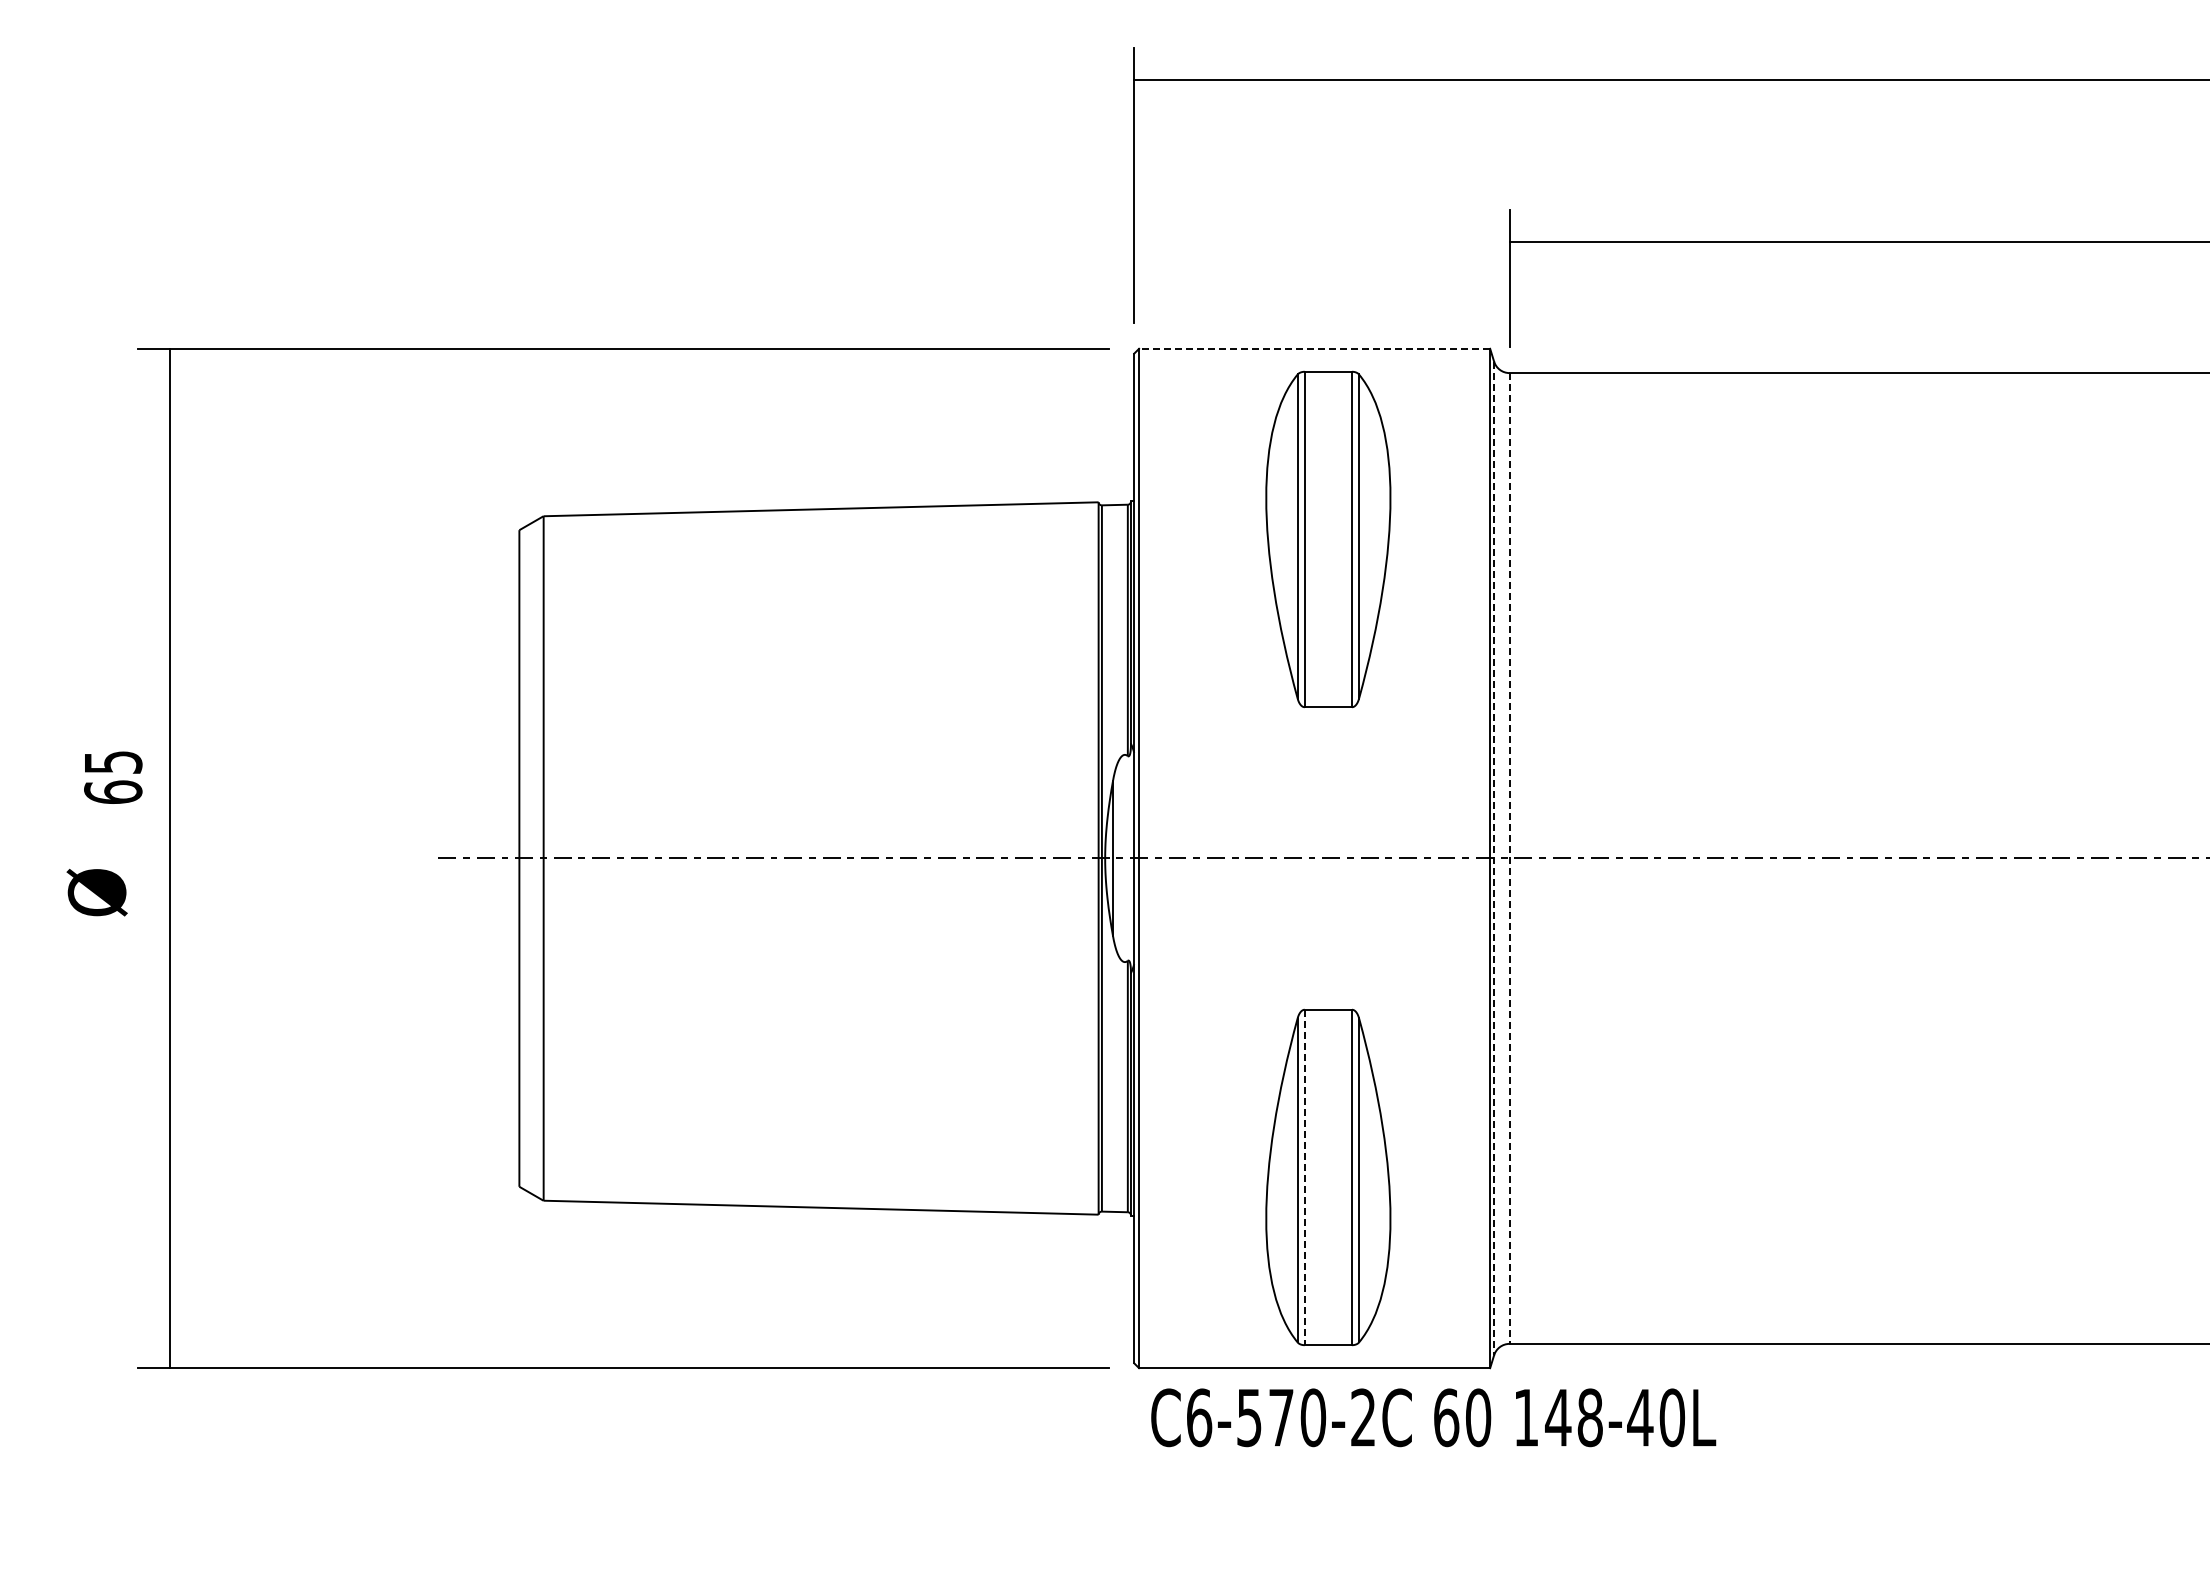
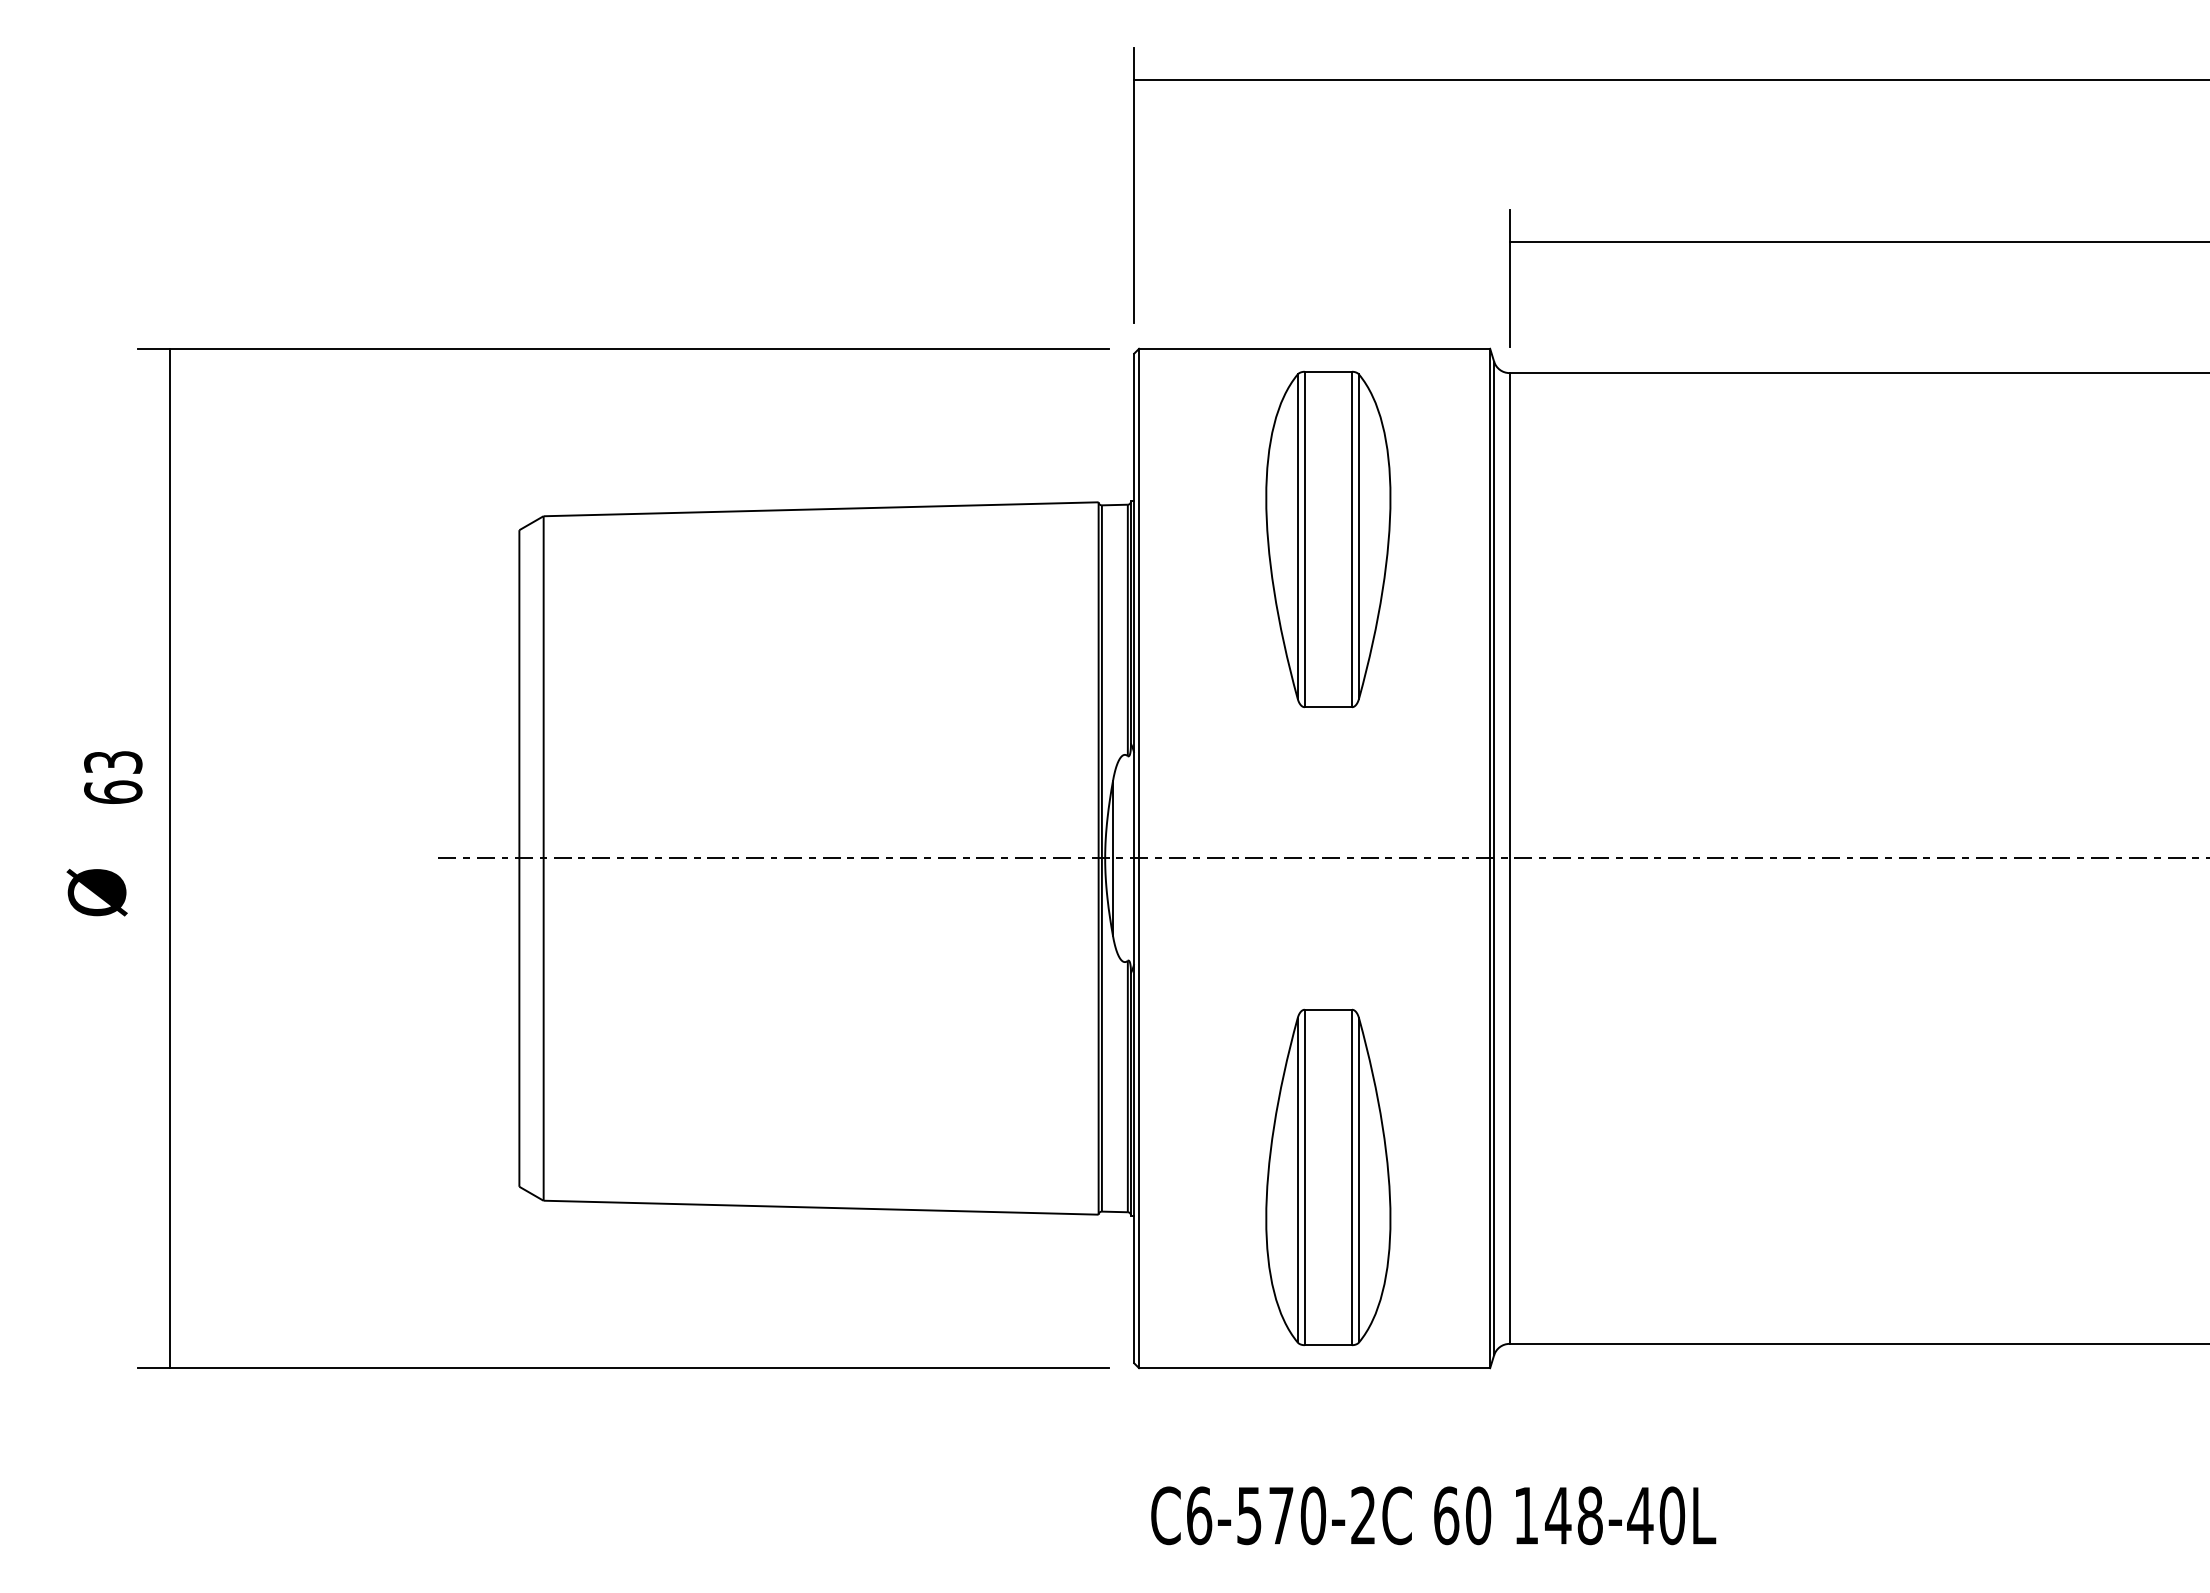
line: dashed -> solid (1314, 348)
text: 65 -> 63 (112, 762)
line: dashed -> solid (1494, 858)
line: dashed -> solid (1509, 858)
line: dashed -> solid (1304, 1177)
text position: (1433, 1417) -> (1433, 1515) (1433, 1515)
